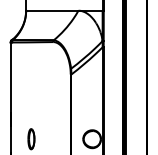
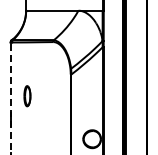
line: solid -> dashed (10, 98)
part position: (31, 139) -> (27, 96) (27, 96)
